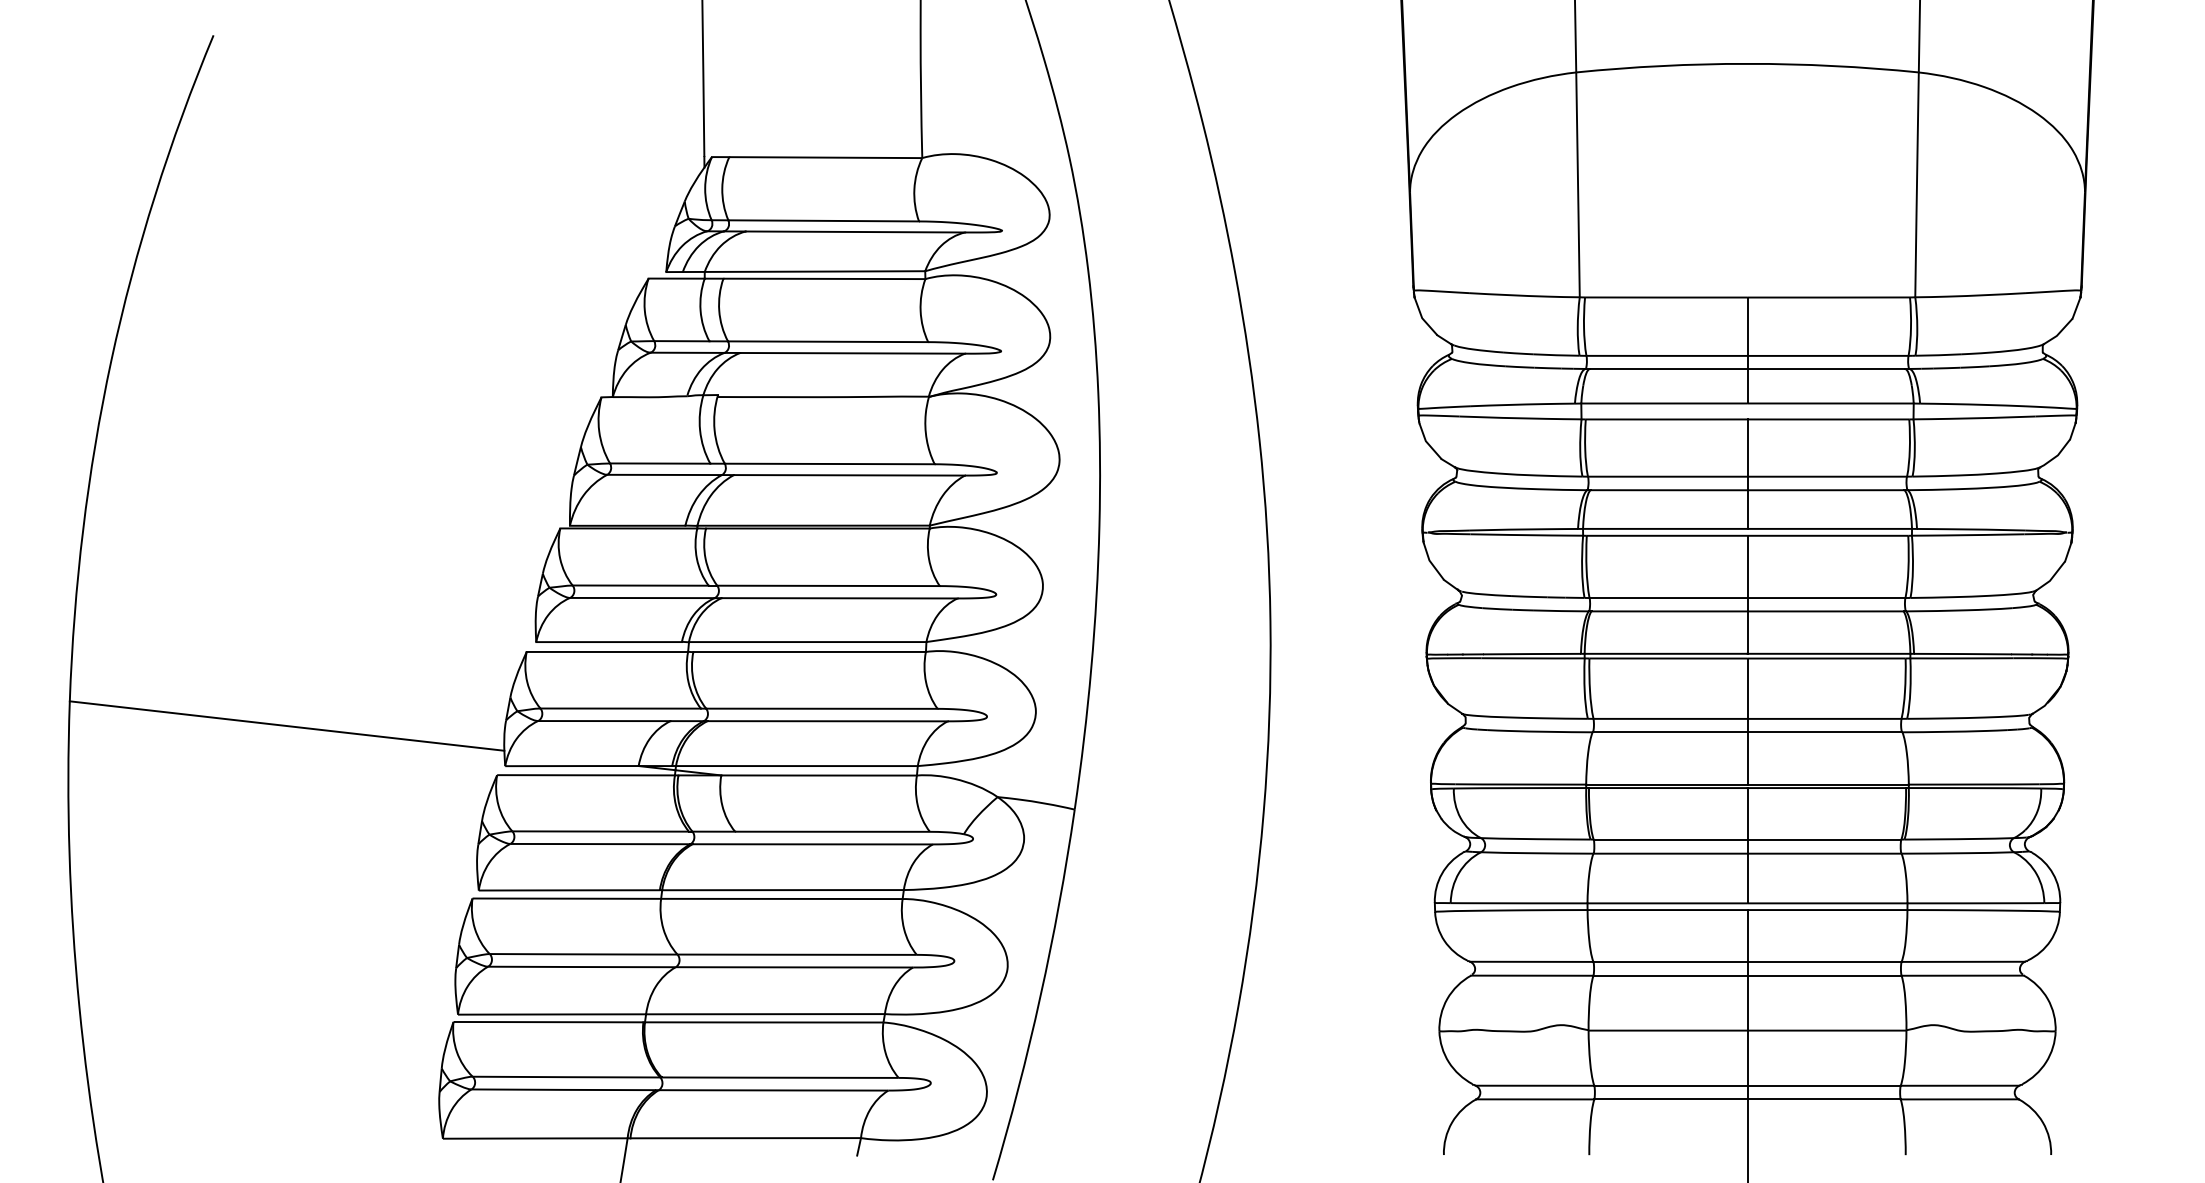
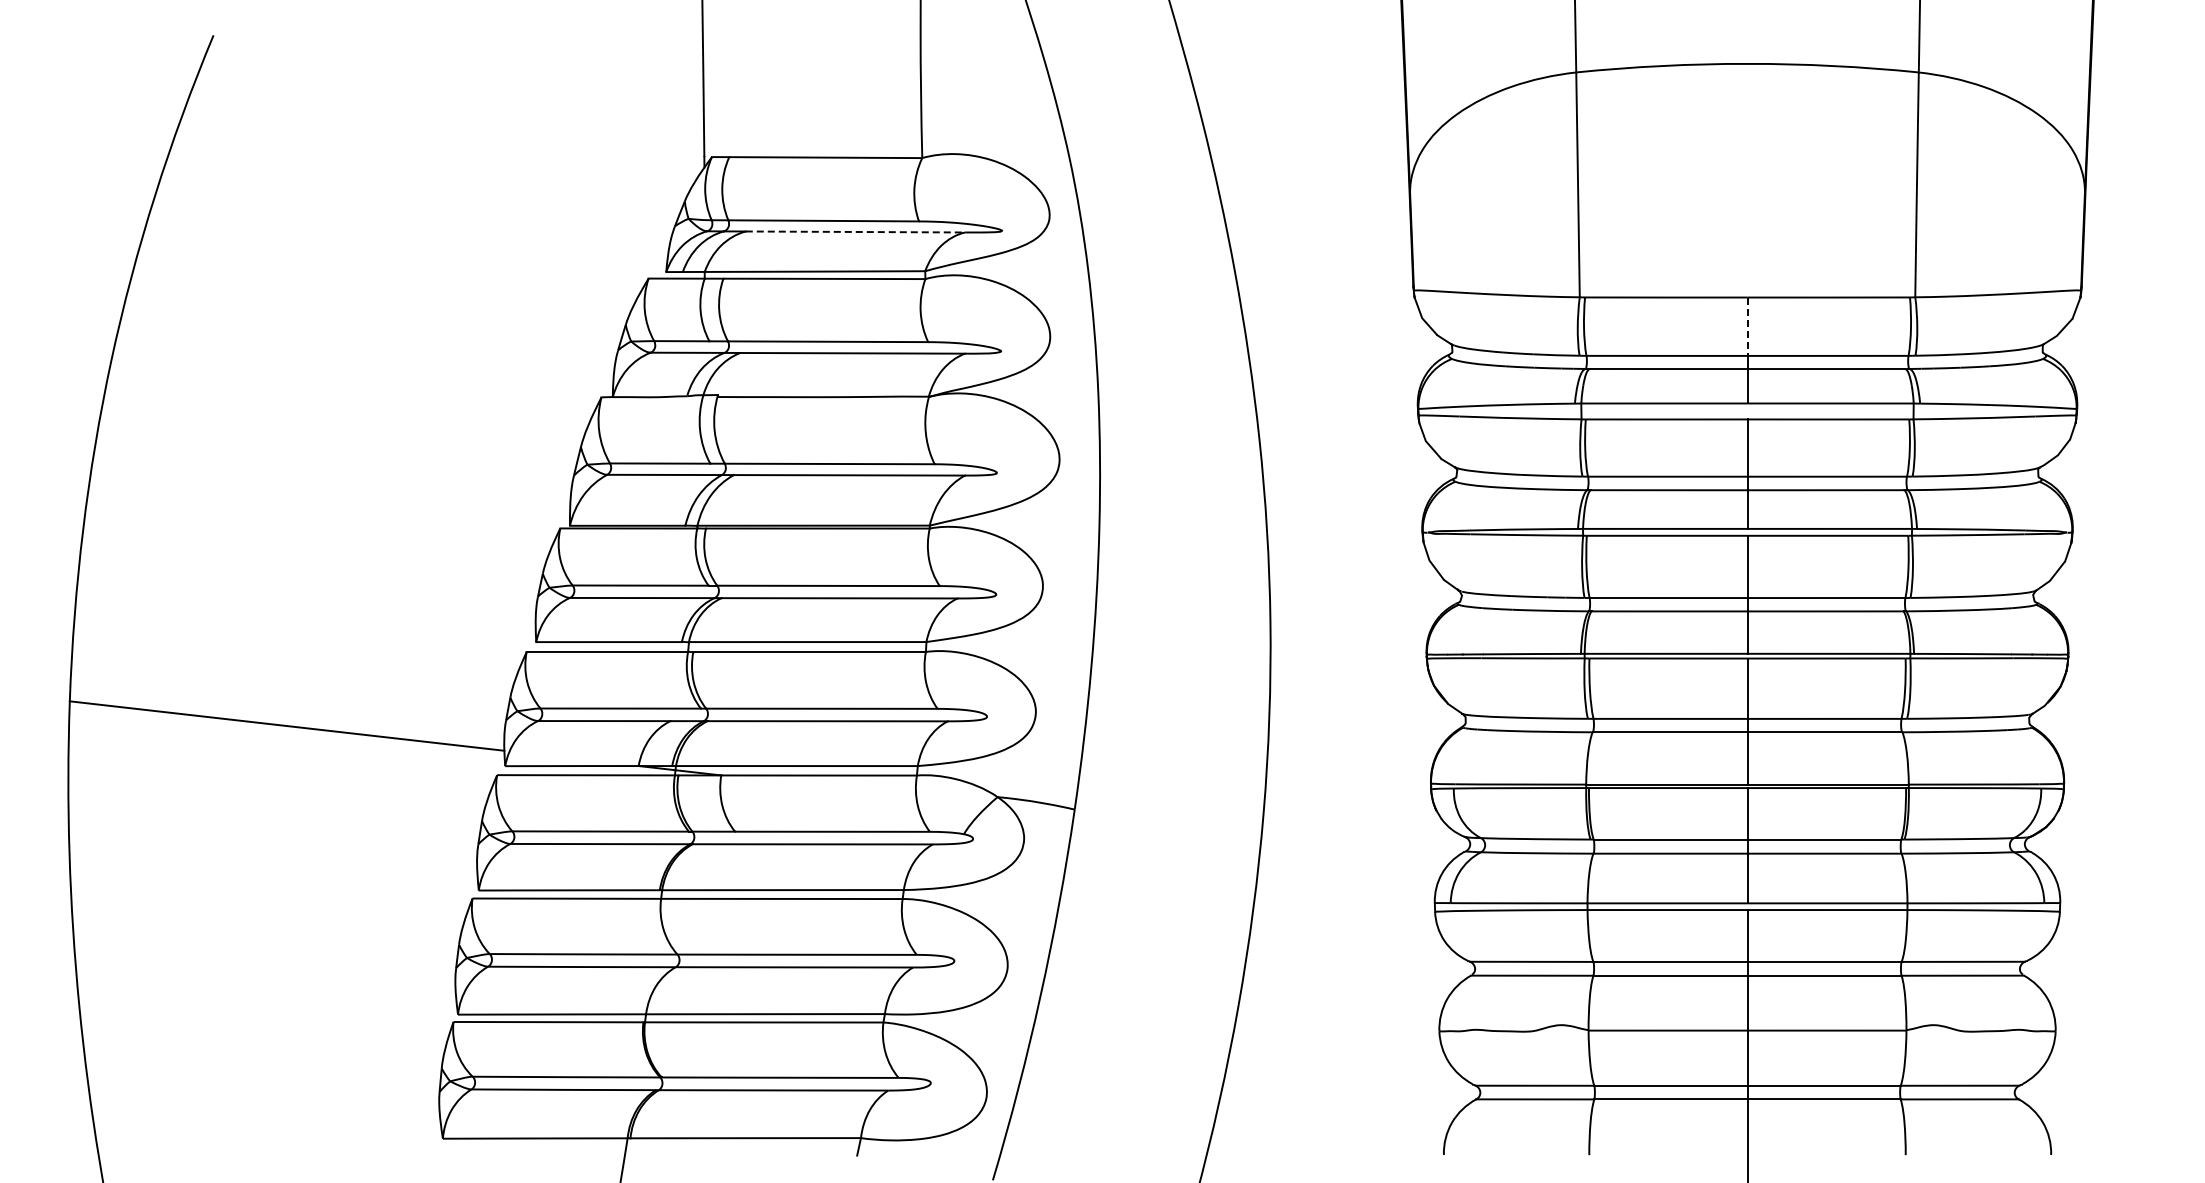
line: solid -> dashed (855, 231)
line: solid -> dashed (1747, 327)
